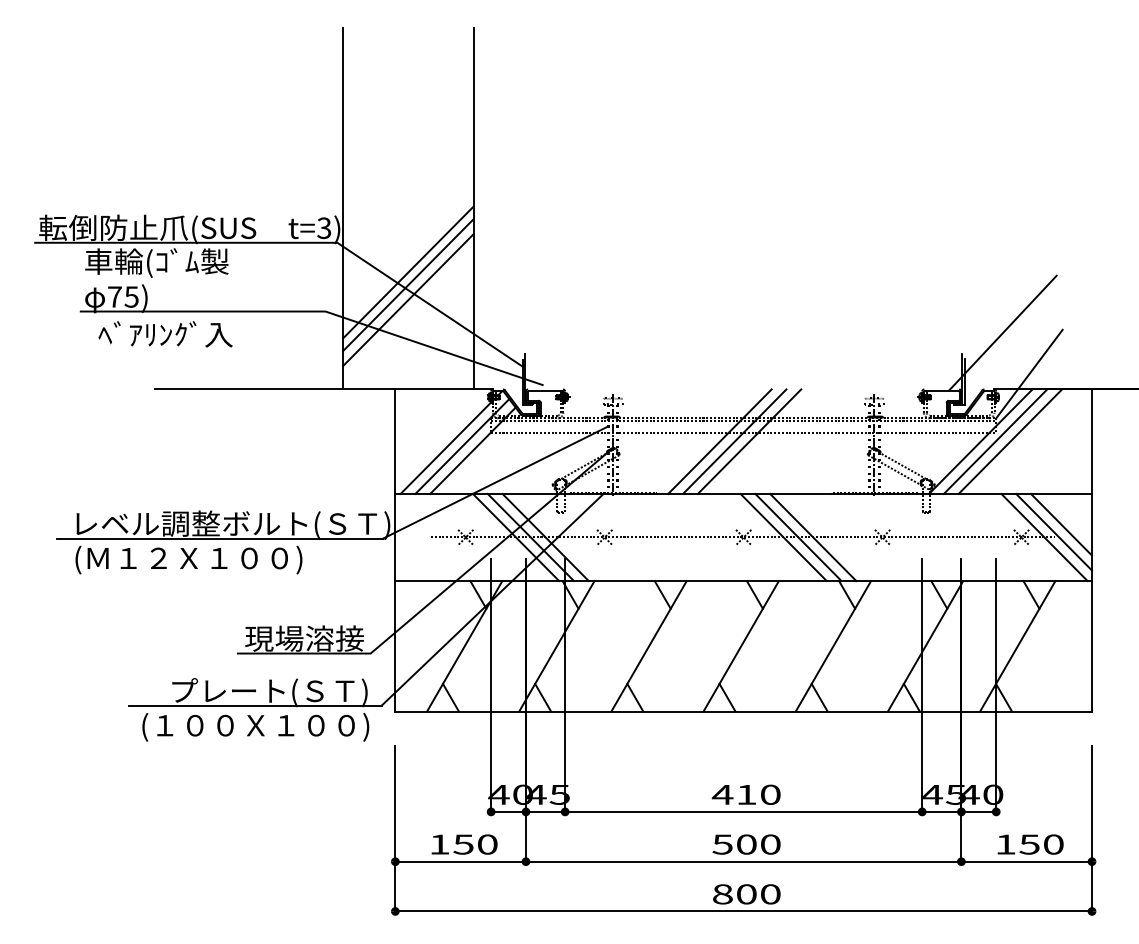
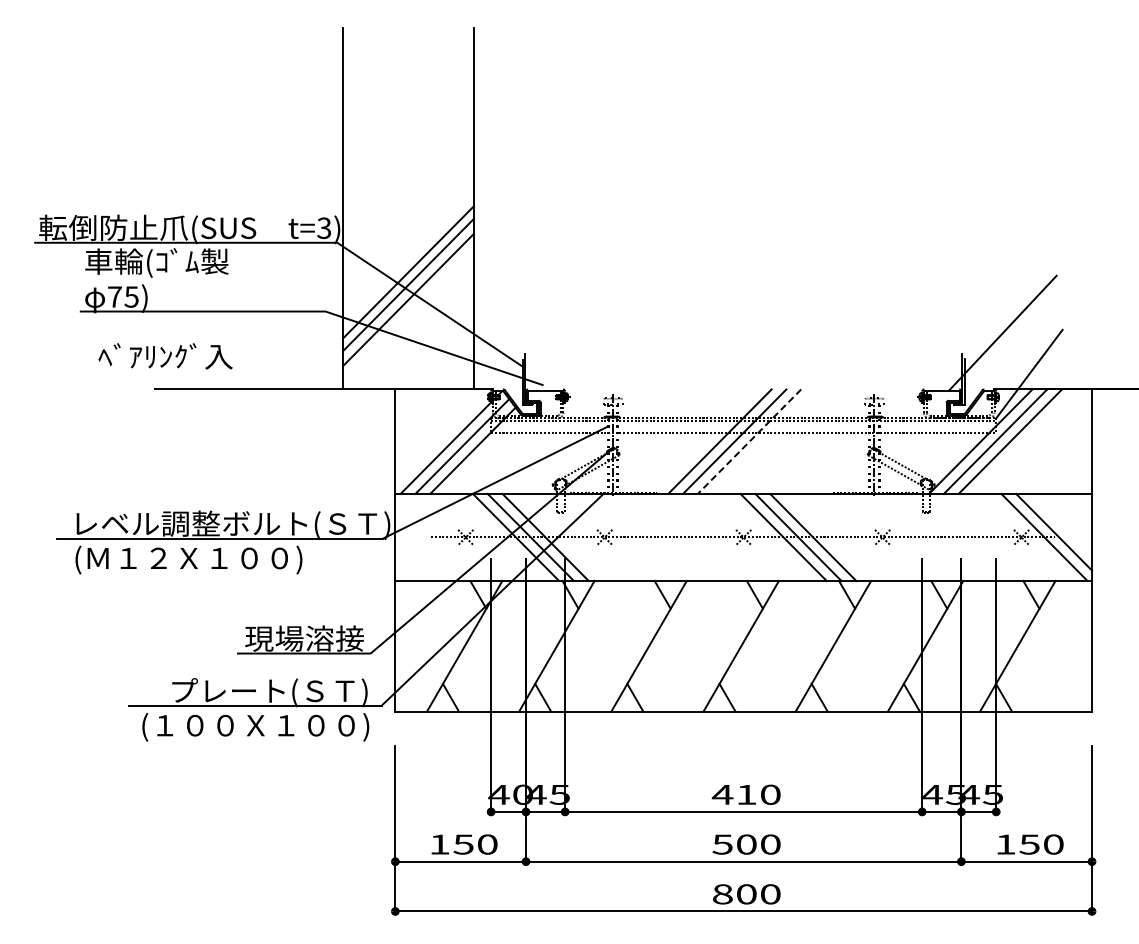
text position: (165, 334) -> (165, 356) (165, 356)
line: solid -> dashed (749, 441)
line: present -> none (1061, 524)
text: 40 -> 45 (992, 794)
